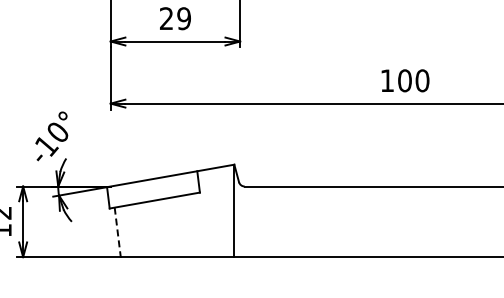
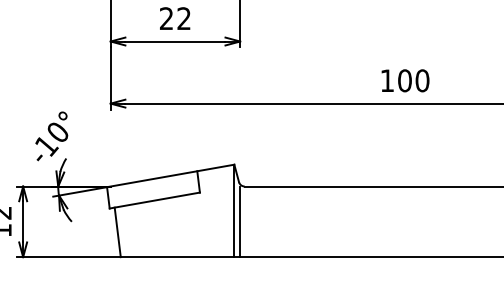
text: 29 -> 22 (183, 18)
line: none -> present (240, 221)
line: dashed -> solid (117, 232)
